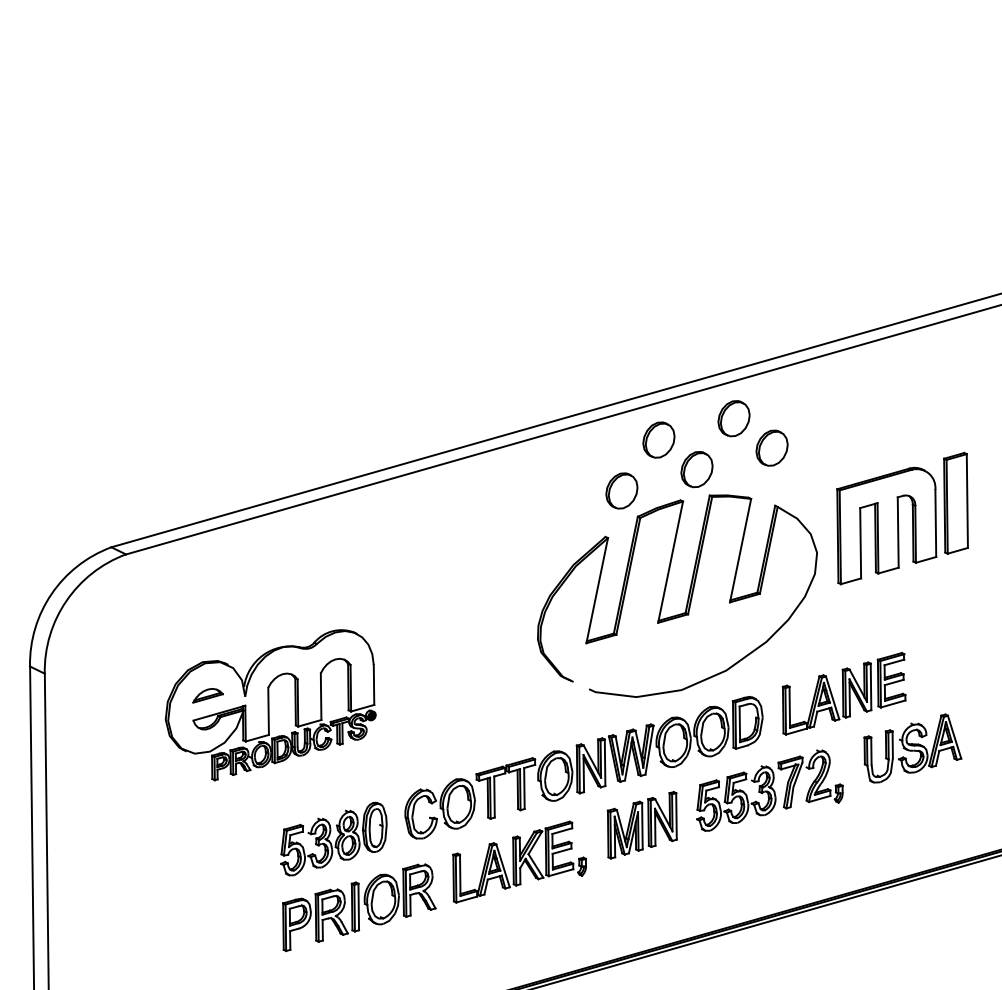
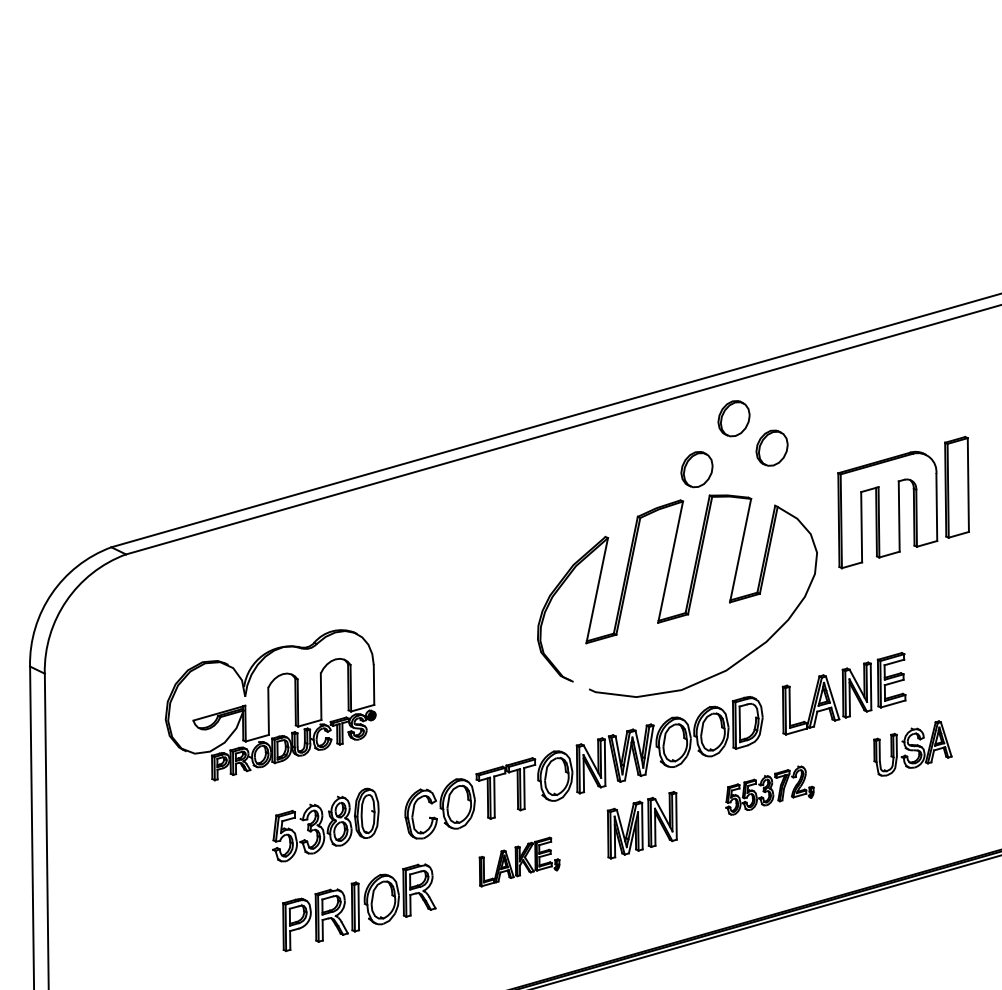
part: present -> none (658, 439)
part: present -> none (621, 490)
part position: (902, 518) -> (903, 502) (903, 502)
part: present -> none (207, 695)
part size: 100x71 px -> 80x57 px (912, 748)
part size: 148x83 px -> 90x51 px (769, 790)
part position: (333, 838) -> (325, 824) (325, 824)
part size: 135x84 px -> 83x52 px (519, 861)
